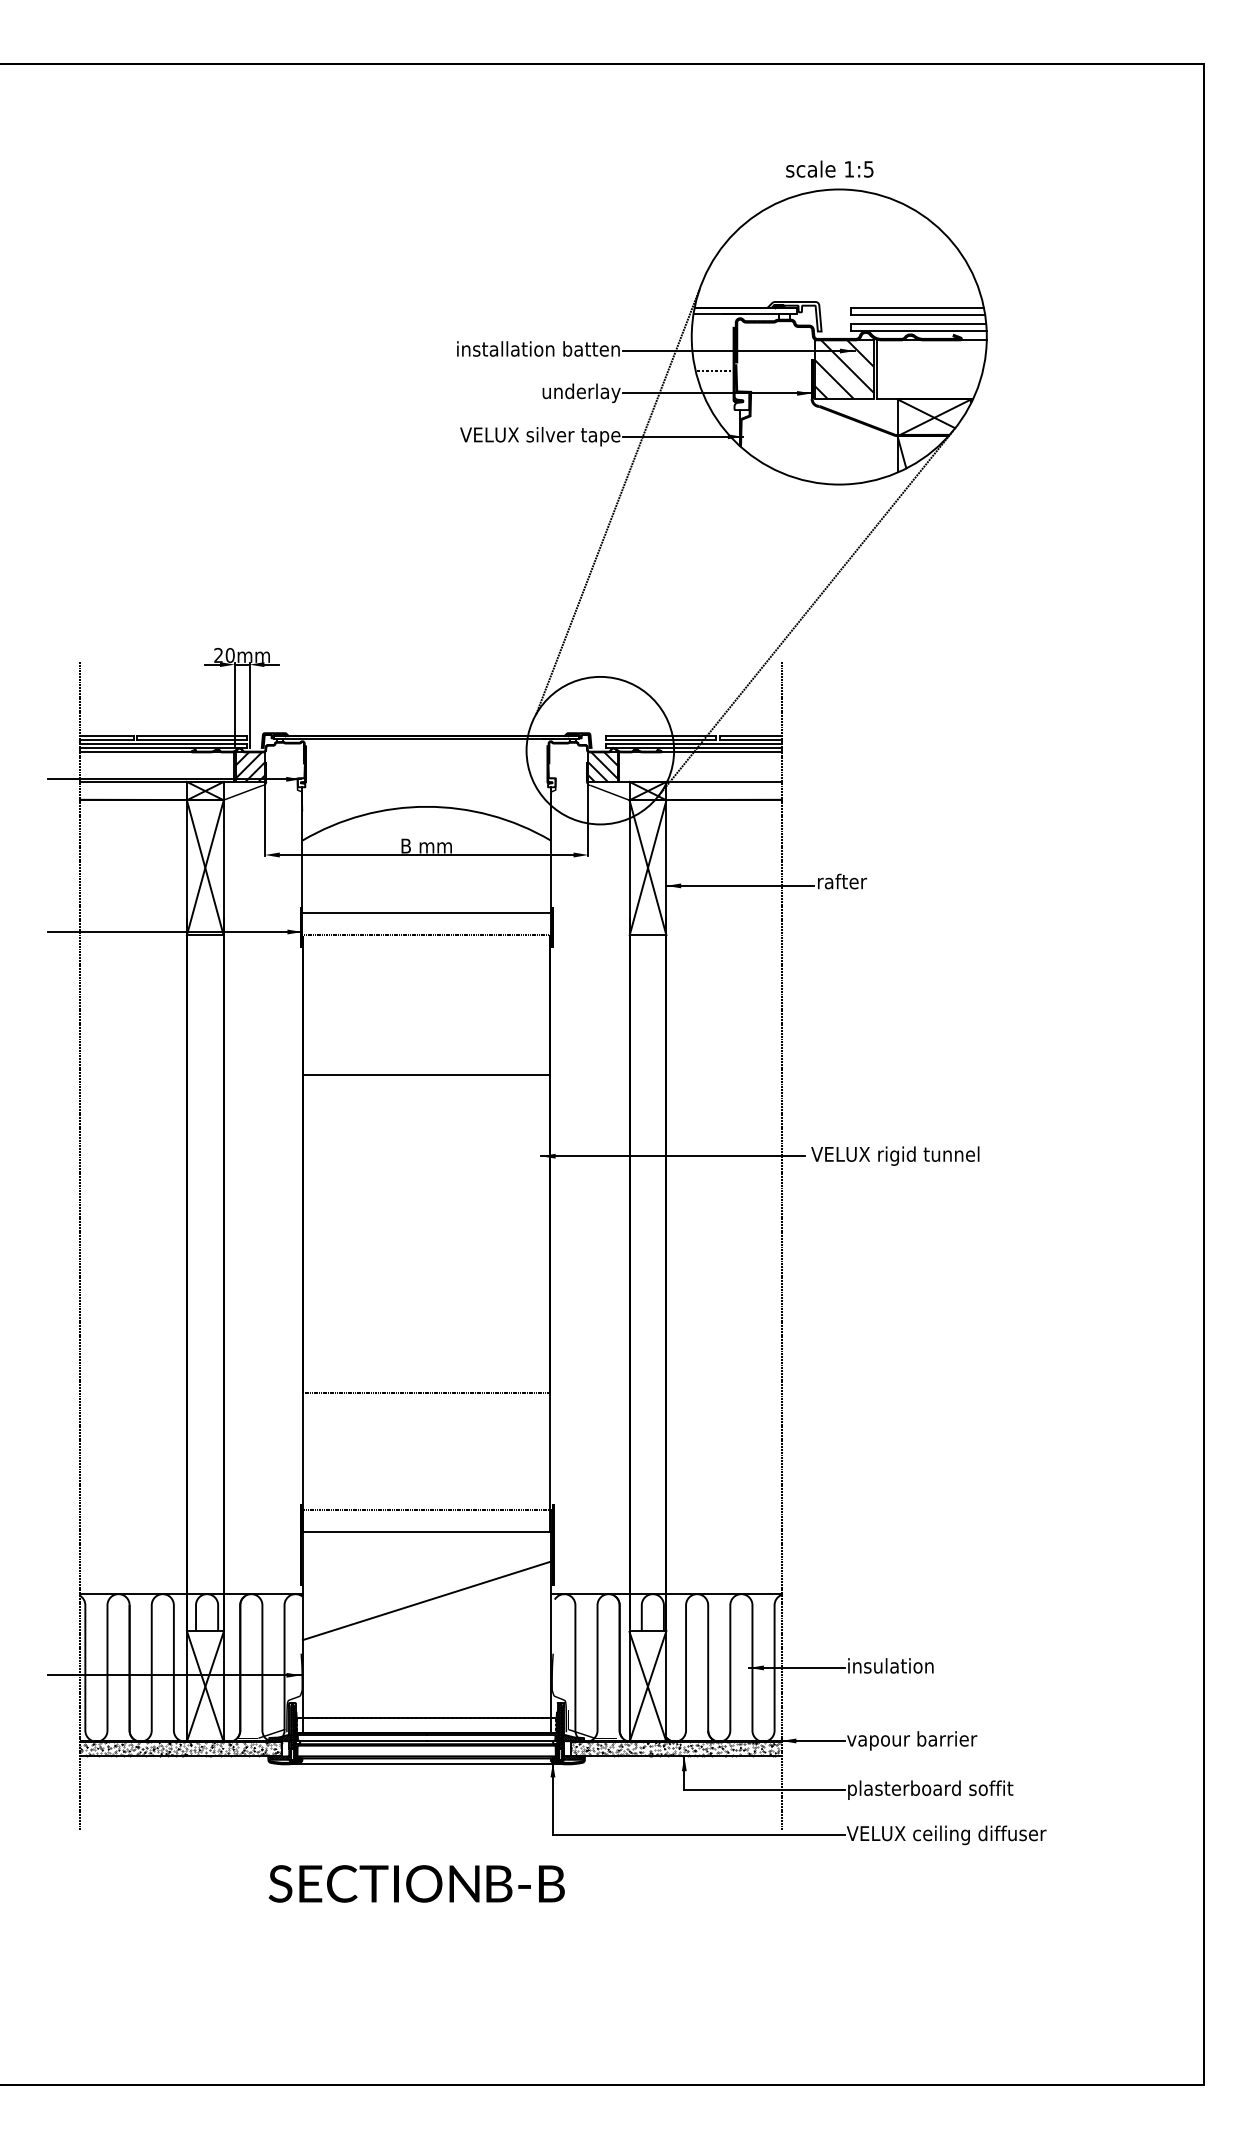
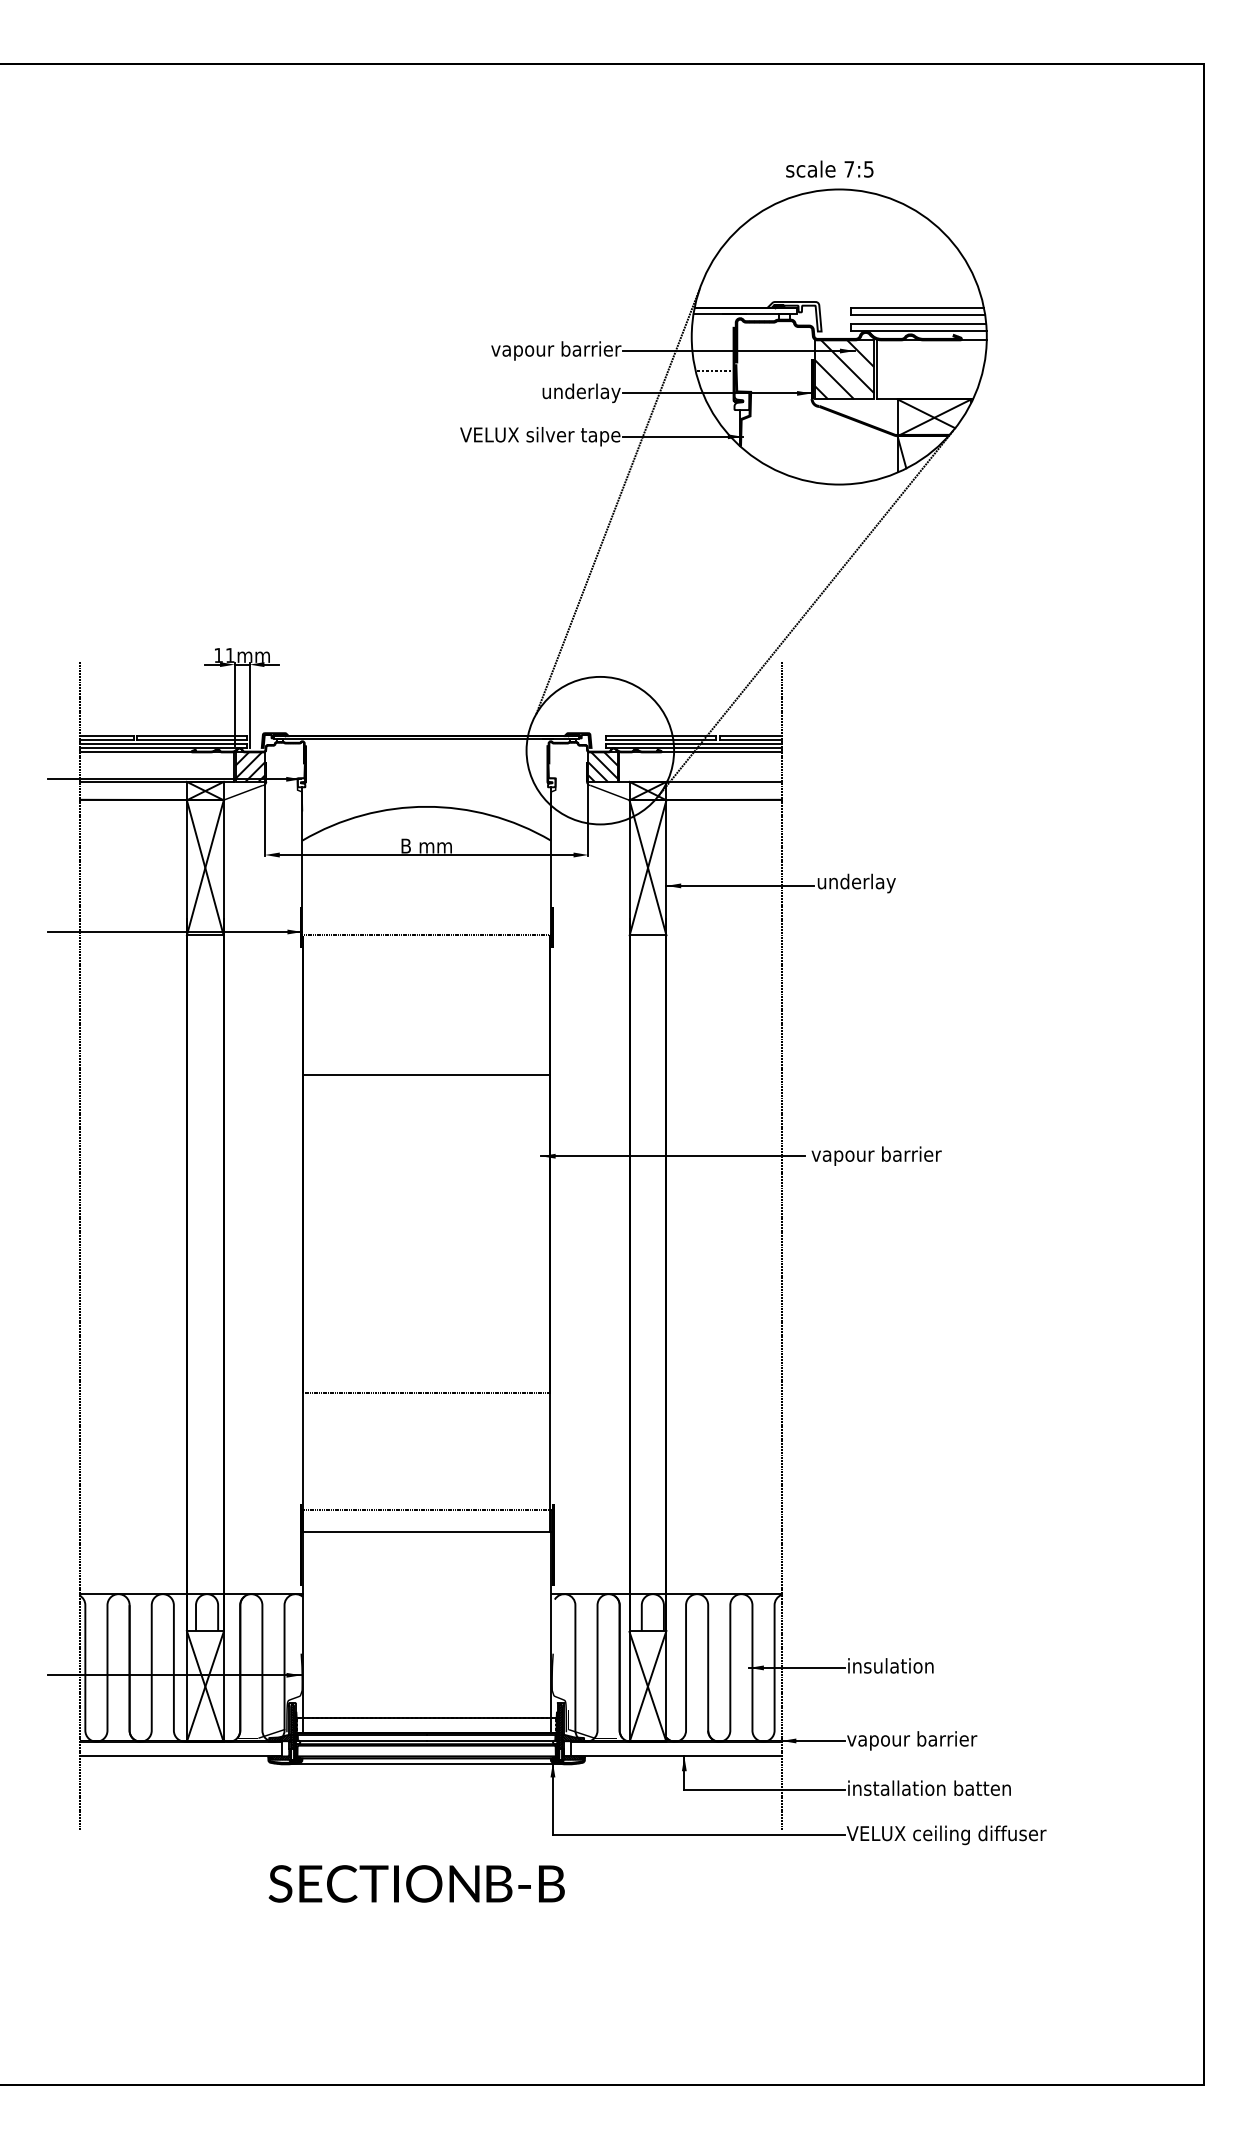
text: 1:5 -> 7:5 (848, 169)
text: installation batten -> vapour barrier (539, 350)
text: 20mm -> 11mm (224, 655)
text: rafter -> underlay (856, 883)
line: present -> none (426, 913)
text: VELUX rigid tunnel -> vapour barrier (895, 1155)
line: present -> none (426, 1600)
hatch: present -> none (180, 1748)
hatch: present -> none (676, 1748)
text: plasterboard soffit -> installation batten (930, 1789)
